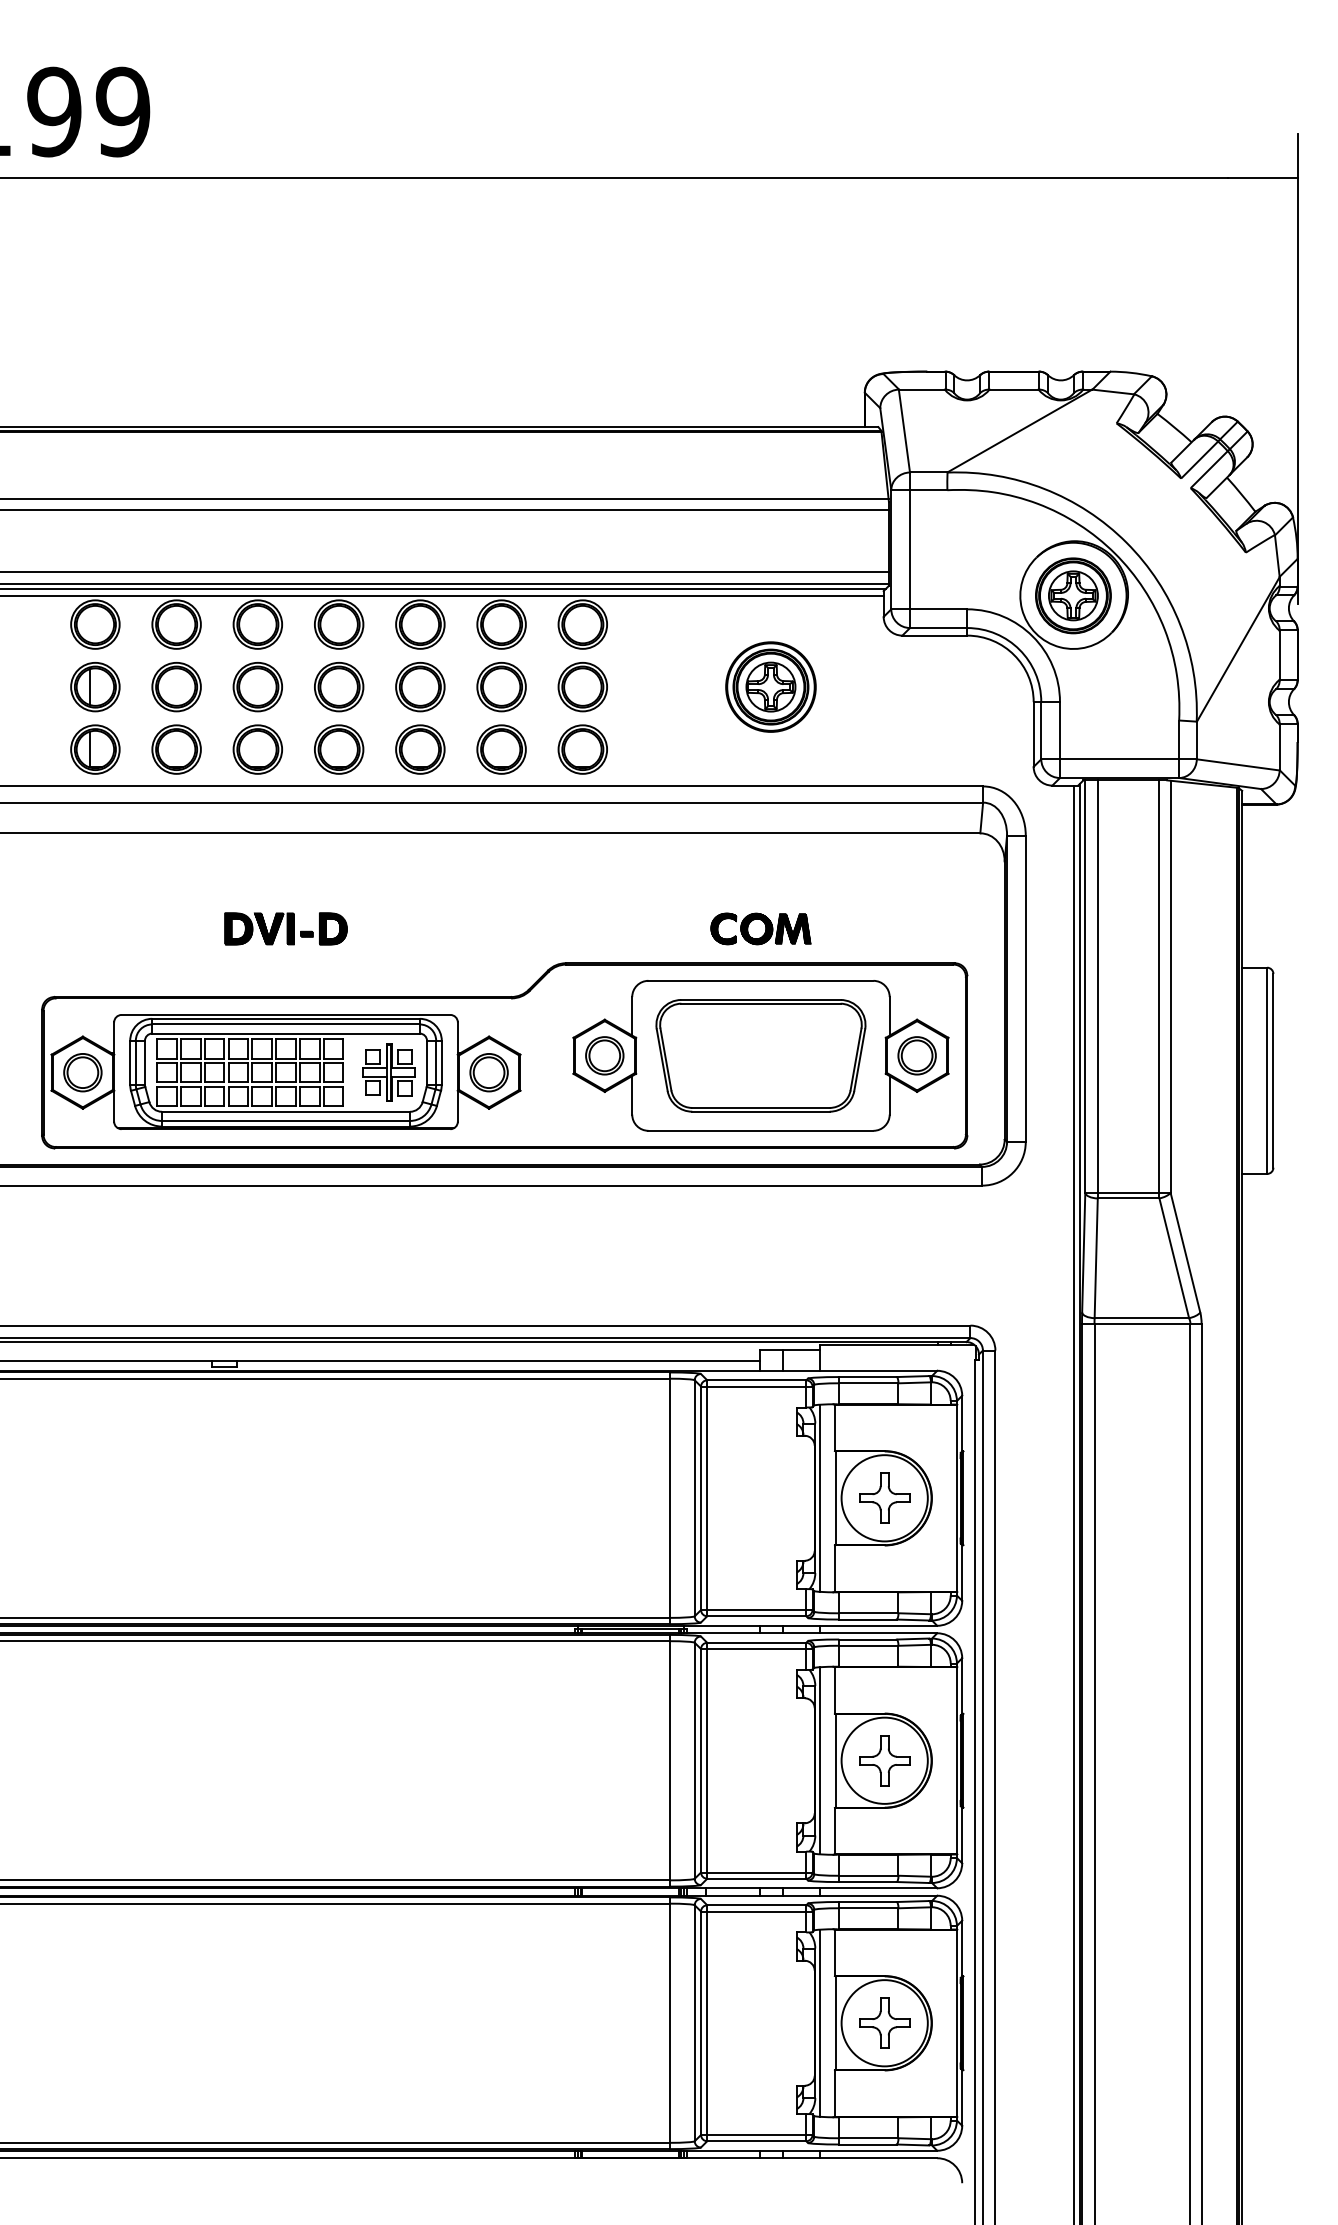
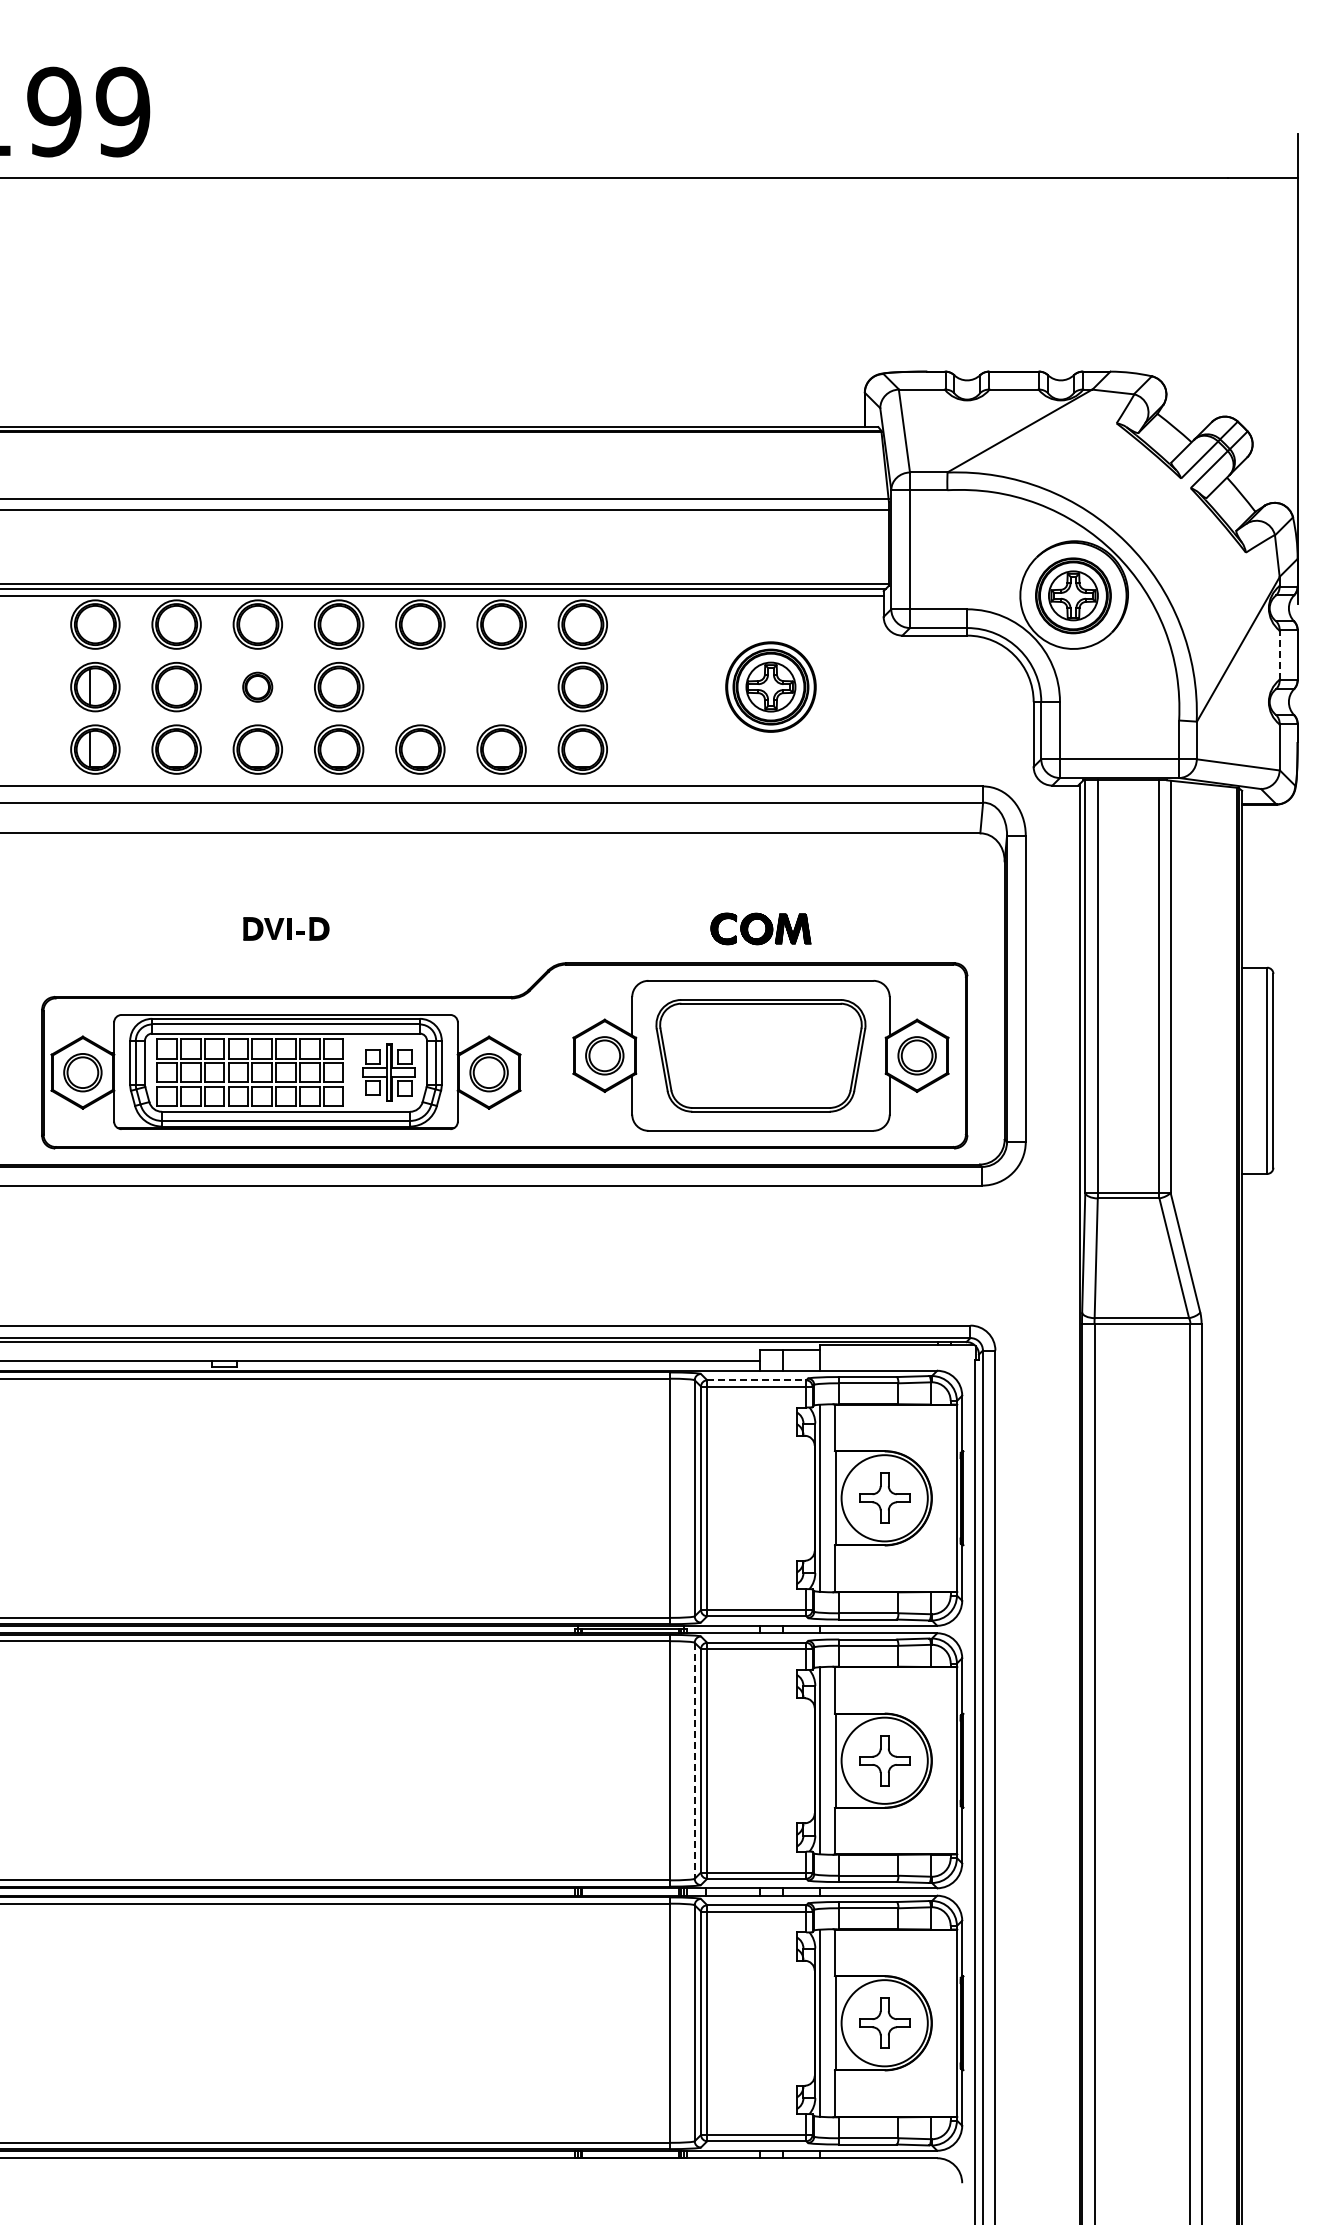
line: present -> none (445, 571)
line: solid -> dashed (1279, 655)
part size: 51x51 px -> 32x32 px (257, 686)
part: present -> none (420, 687)
part: present -> none (501, 687)
part size: 124x34 px -> 87x24 px (286, 928)
line: solid -> dashed (756, 1380)
line: present -> none (1073, 1503)
line: solid -> dashed (694, 1761)
